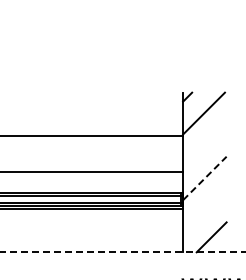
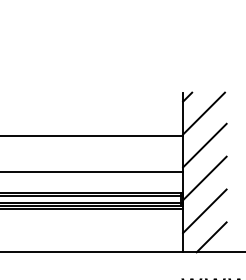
line: none -> present (204, 145)
line: dashed -> solid (204, 178)
line: none -> present (204, 211)
line: dashed -> solid (123, 252)
